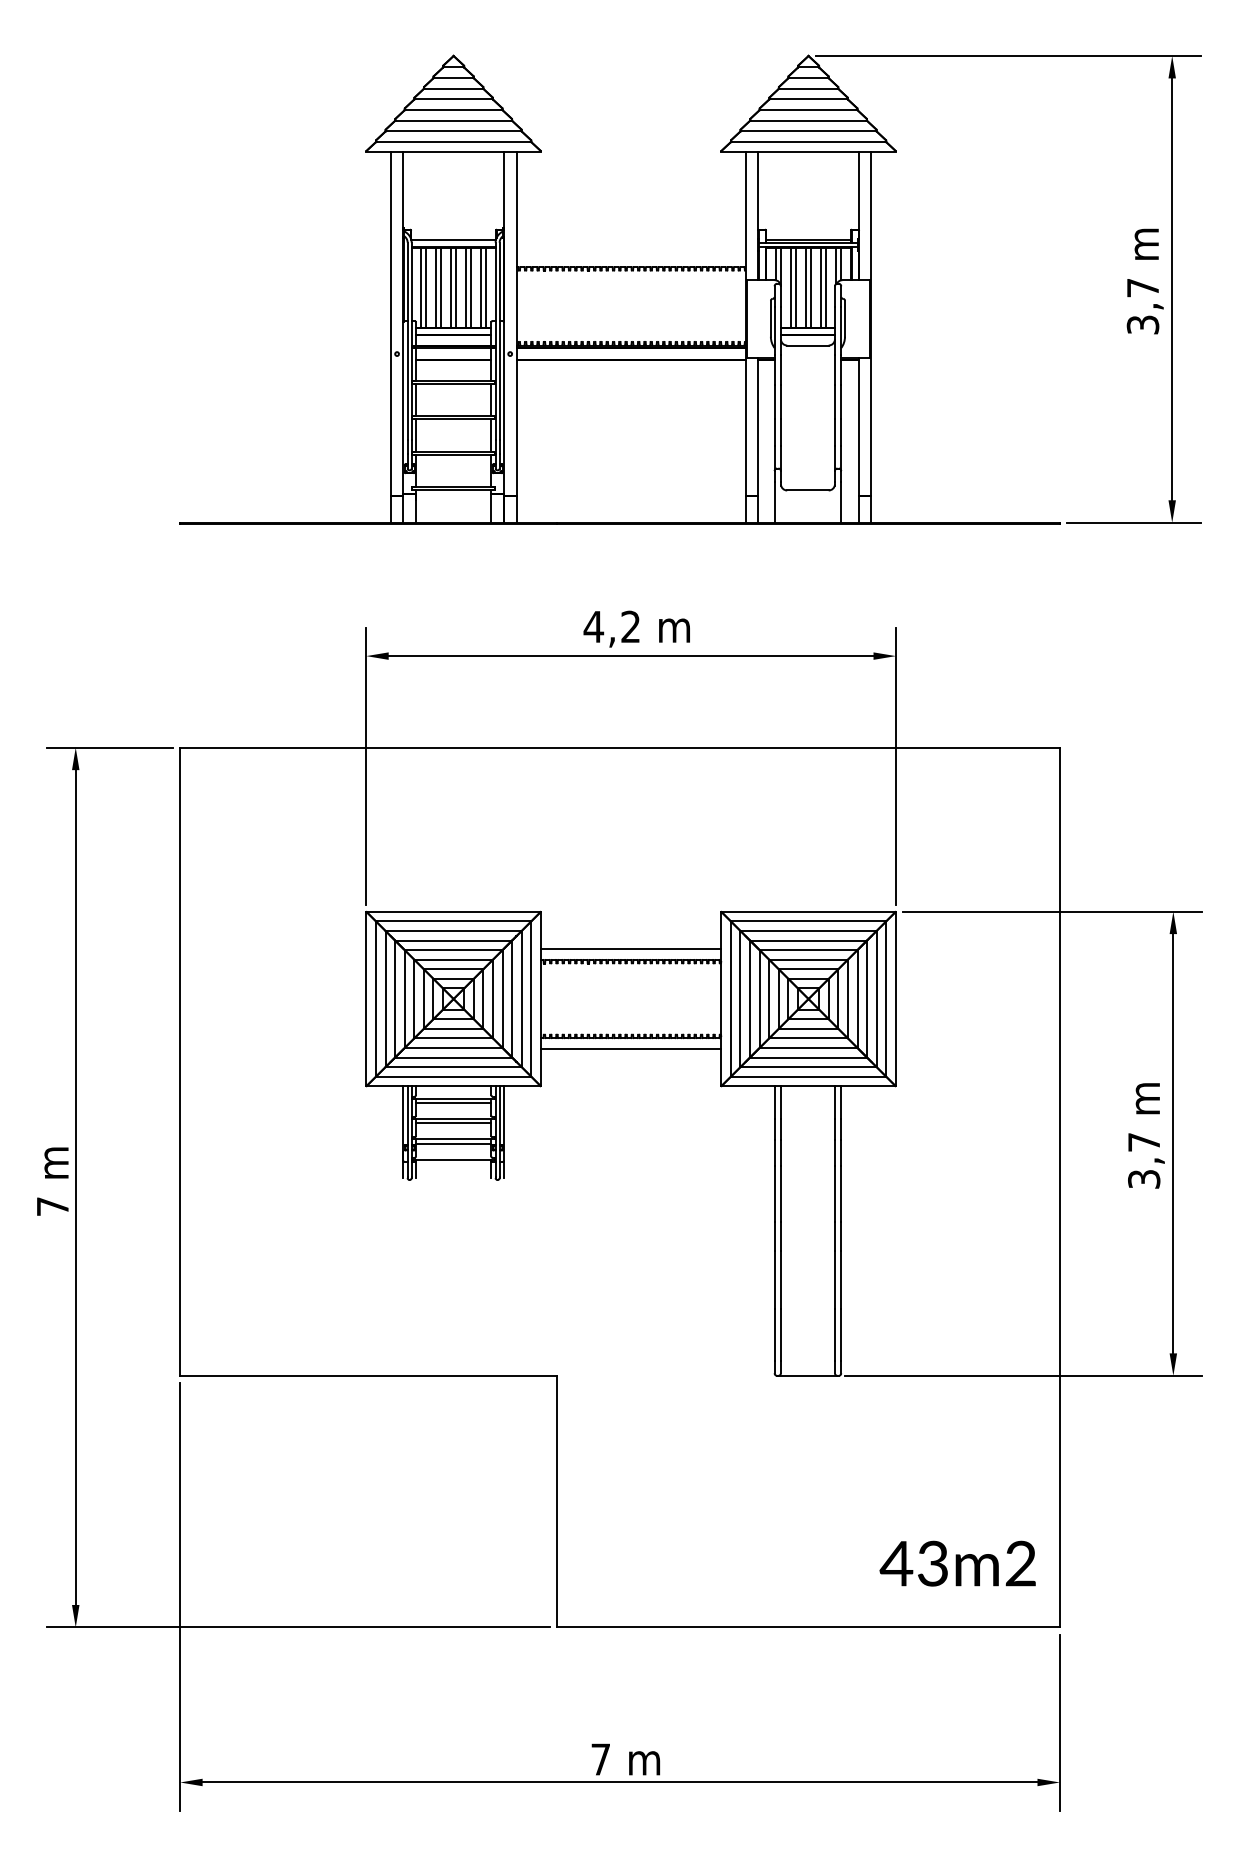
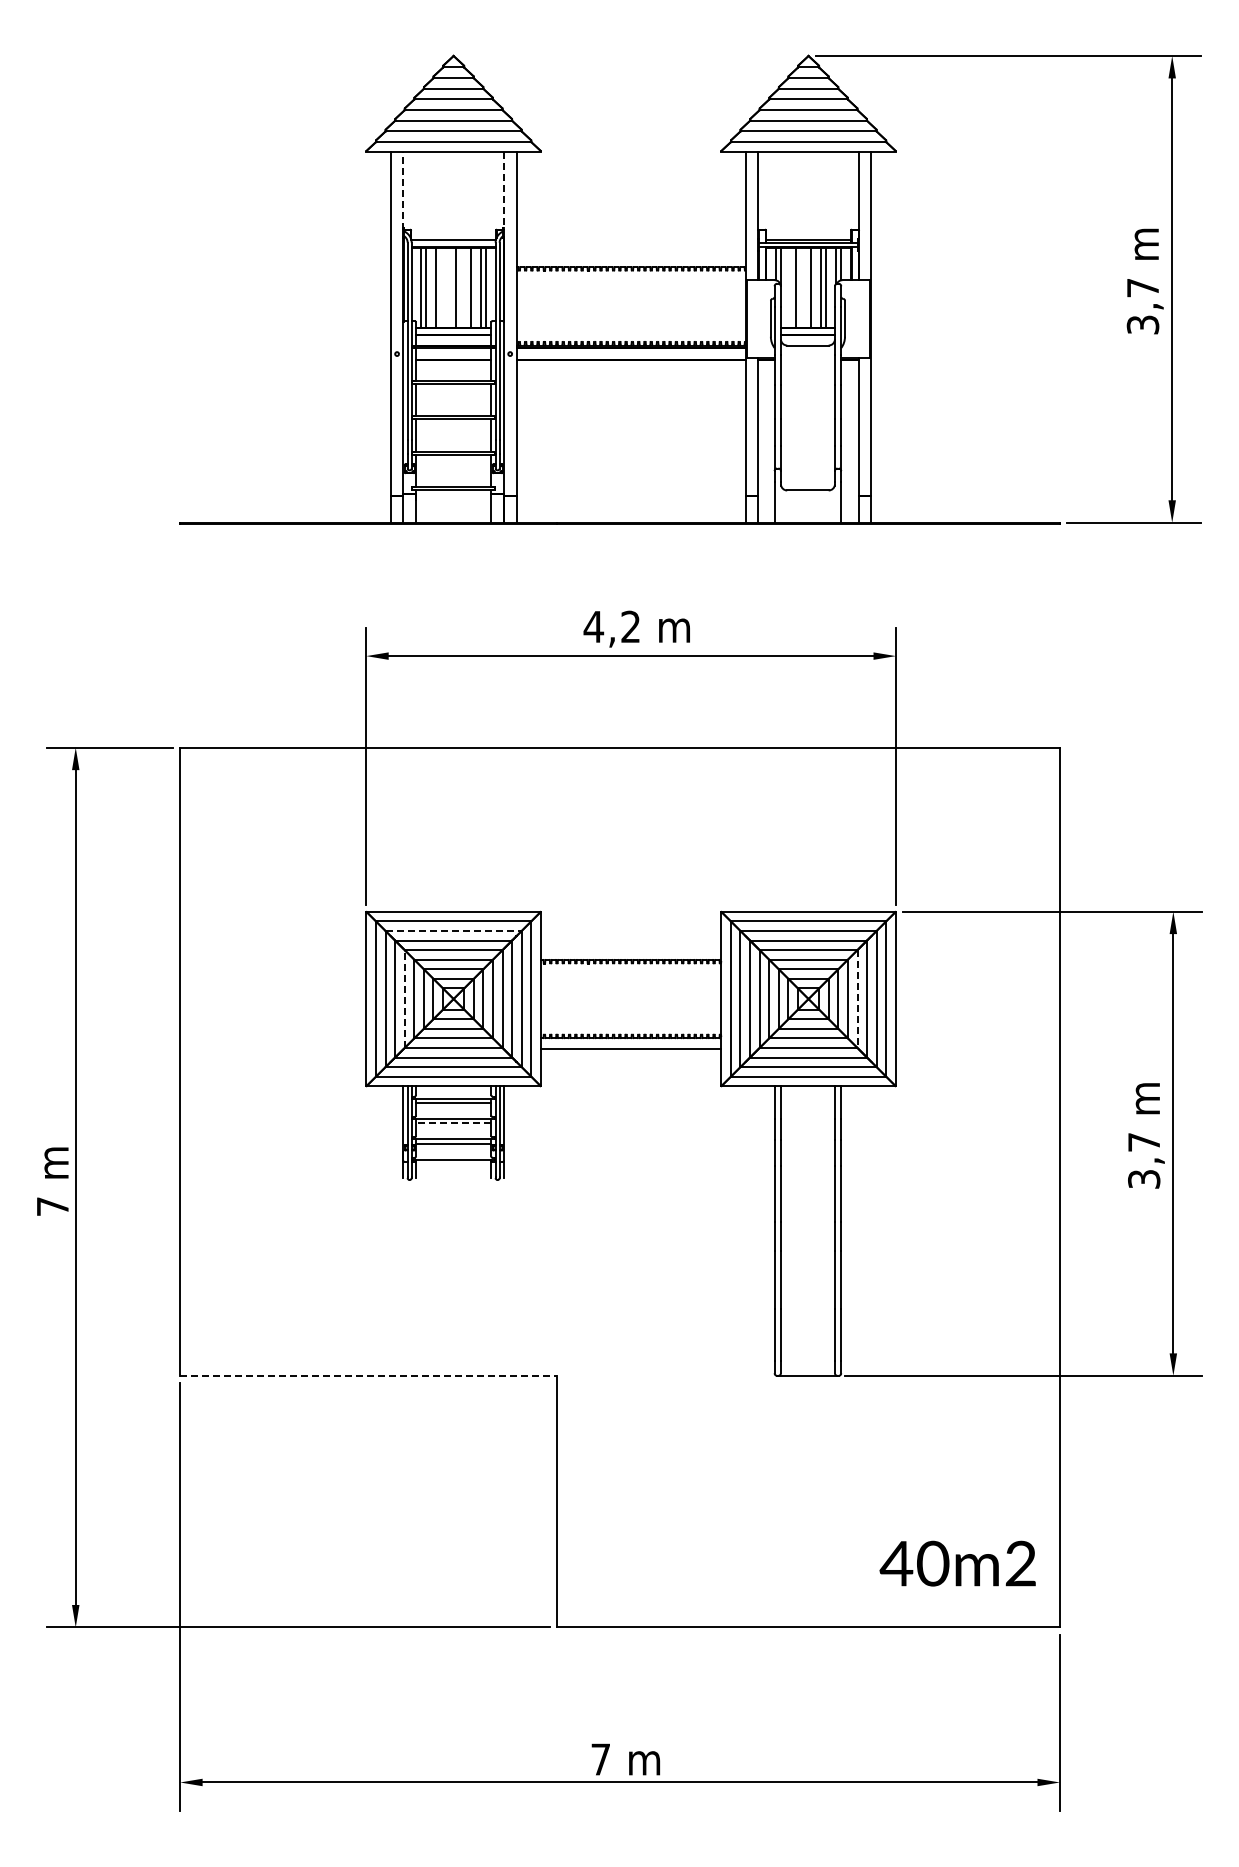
line: solid -> dashed (403, 190)
line: solid -> dashed (503, 190)
line: present -> none (441, 287)
line: present -> none (451, 287)
line: present -> none (466, 287)
line: present -> none (790, 287)
line: present -> none (806, 287)
line: solid -> dashed (454, 930)
line: present -> none (631, 948)
line: solid -> dashed (404, 999)
line: solid -> dashed (857, 999)
line: solid -> dashed (453, 1123)
line: solid -> dashed (368, 1376)
text: 43m2 -> 40m2 (933, 1563)
